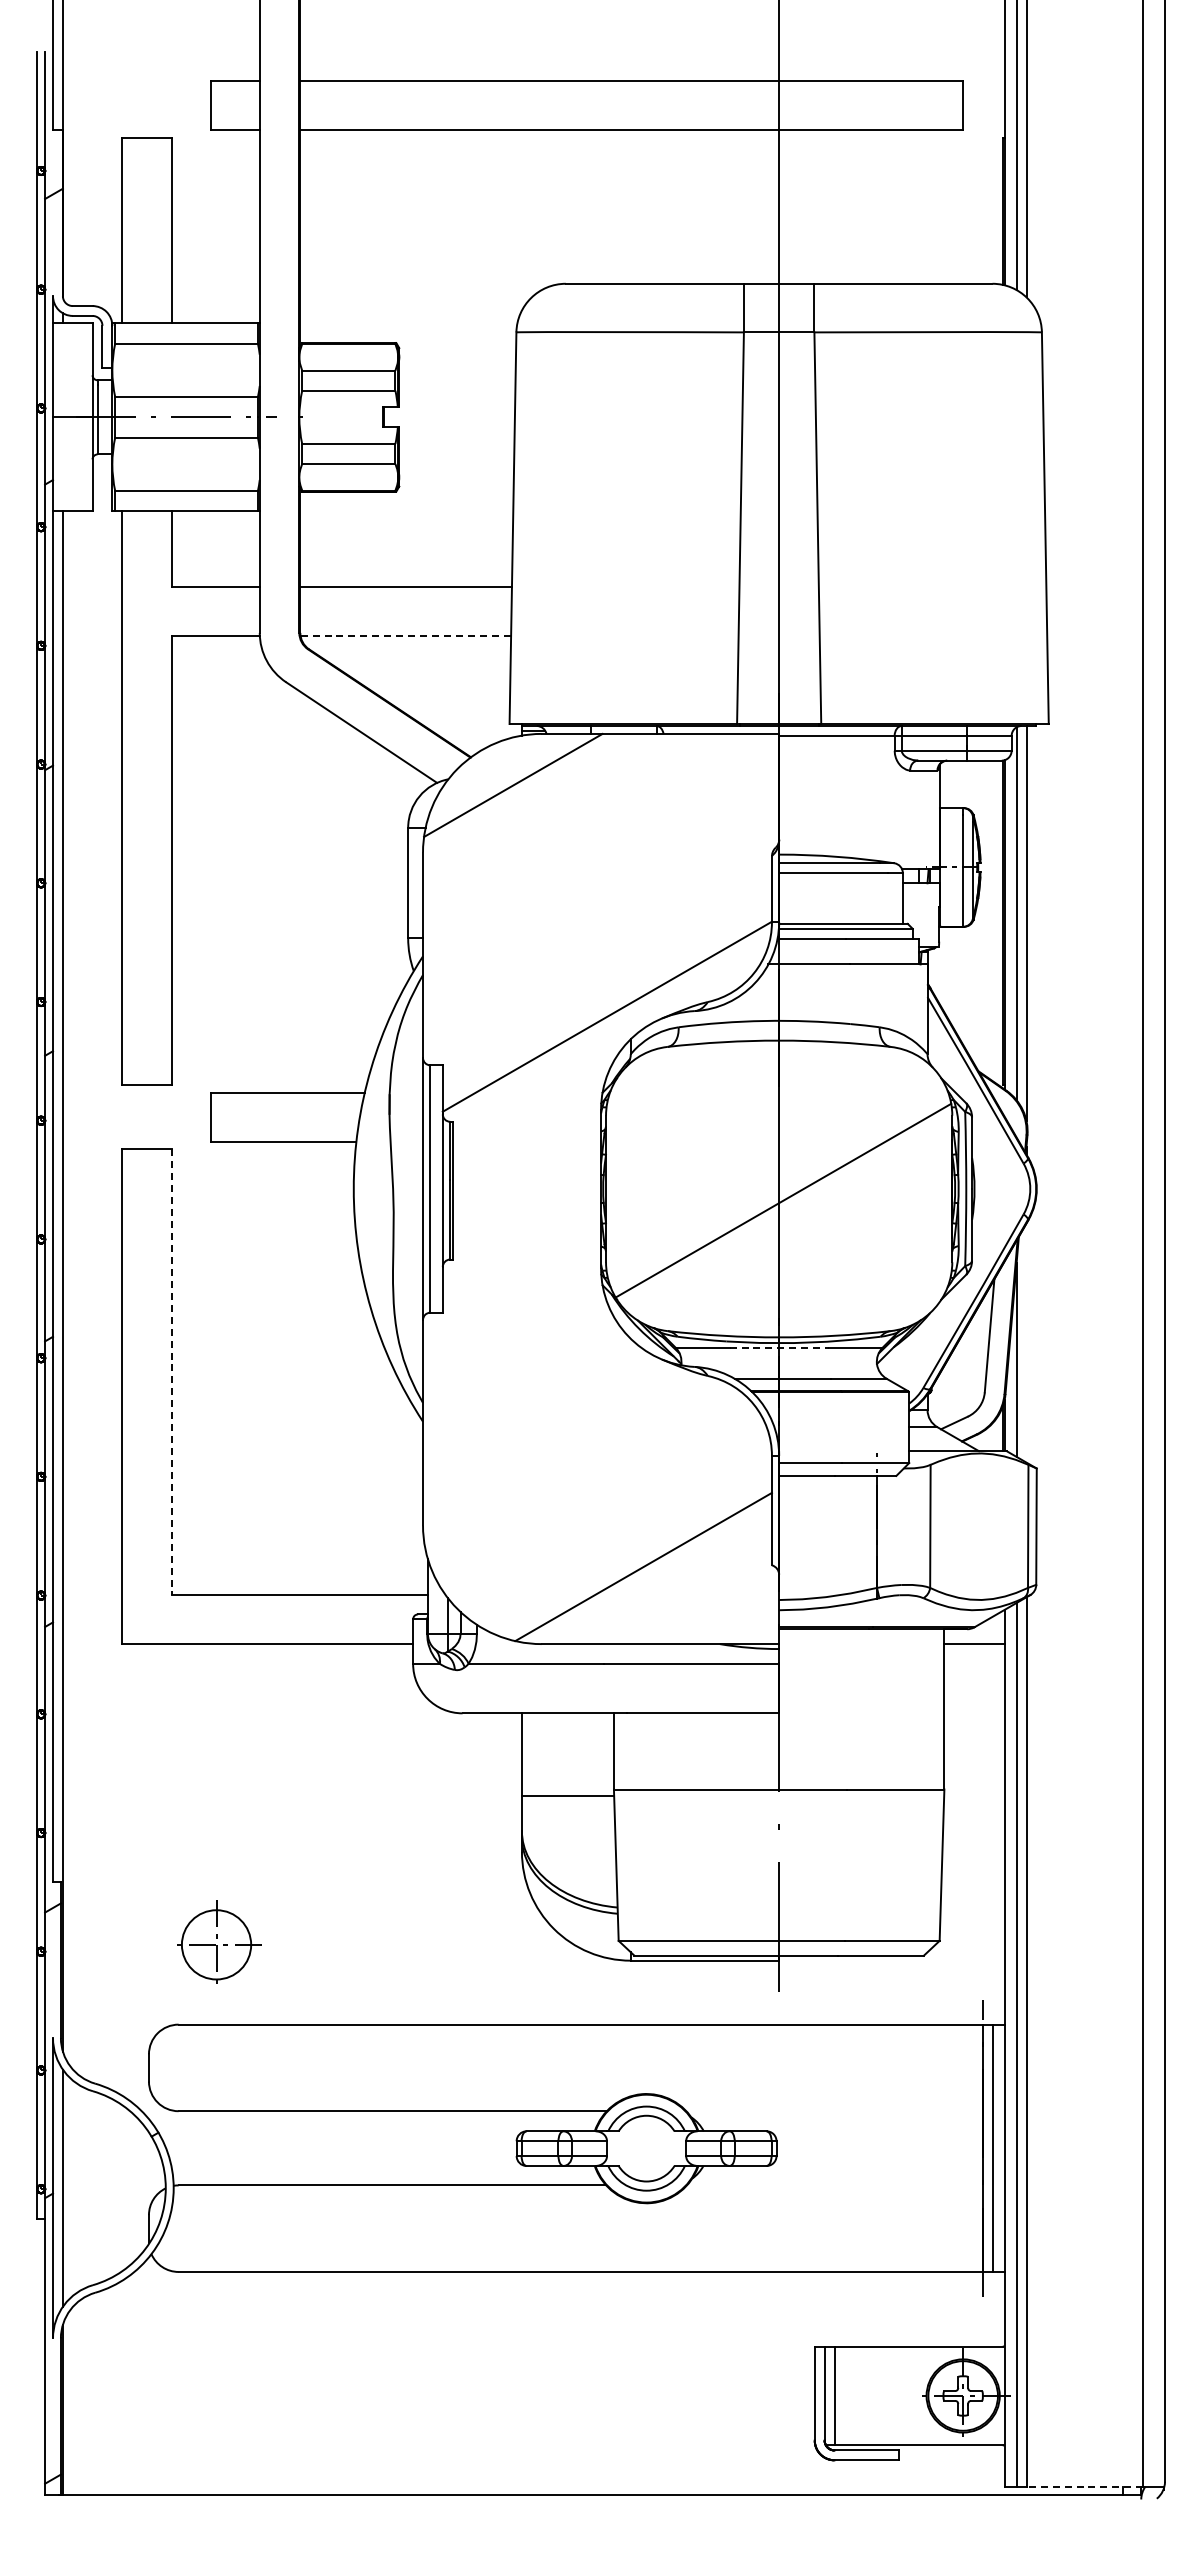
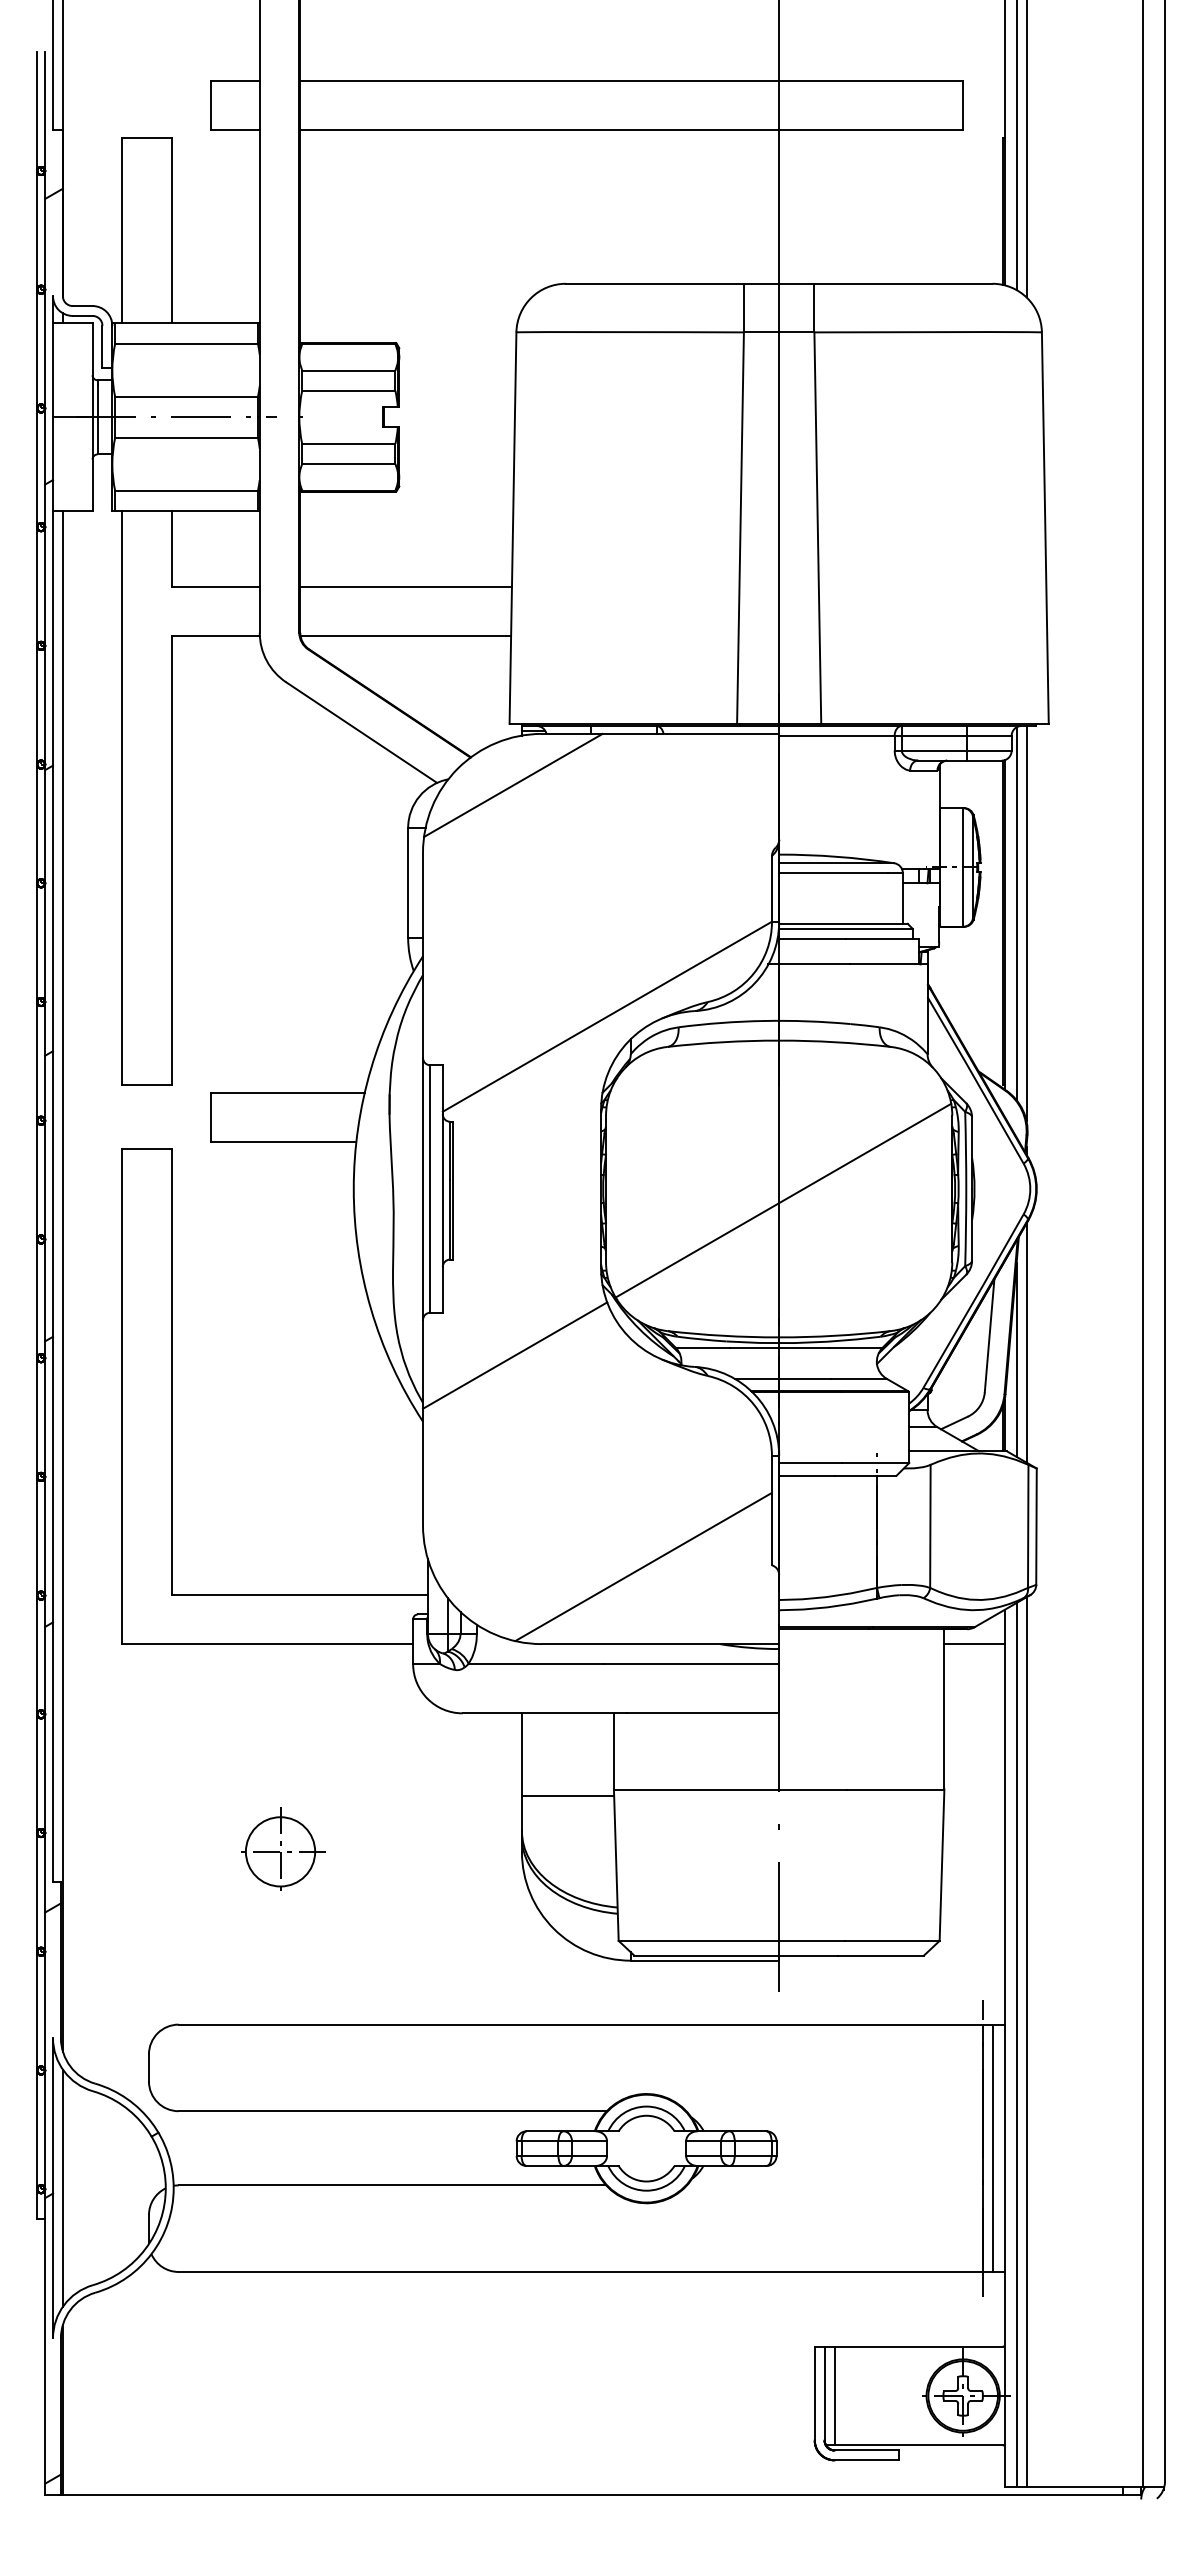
line: dashed -> solid (406, 636)
line: none -> present (1026, 1342)
line: dashed -> solid (779, 1347)
line: none -> present (515, 1355)
line: dashed -> solid (171, 1372)
part position: (219, 1941) -> (283, 1848) (283, 1848)
line: dashed -> solid (1084, 2486)
